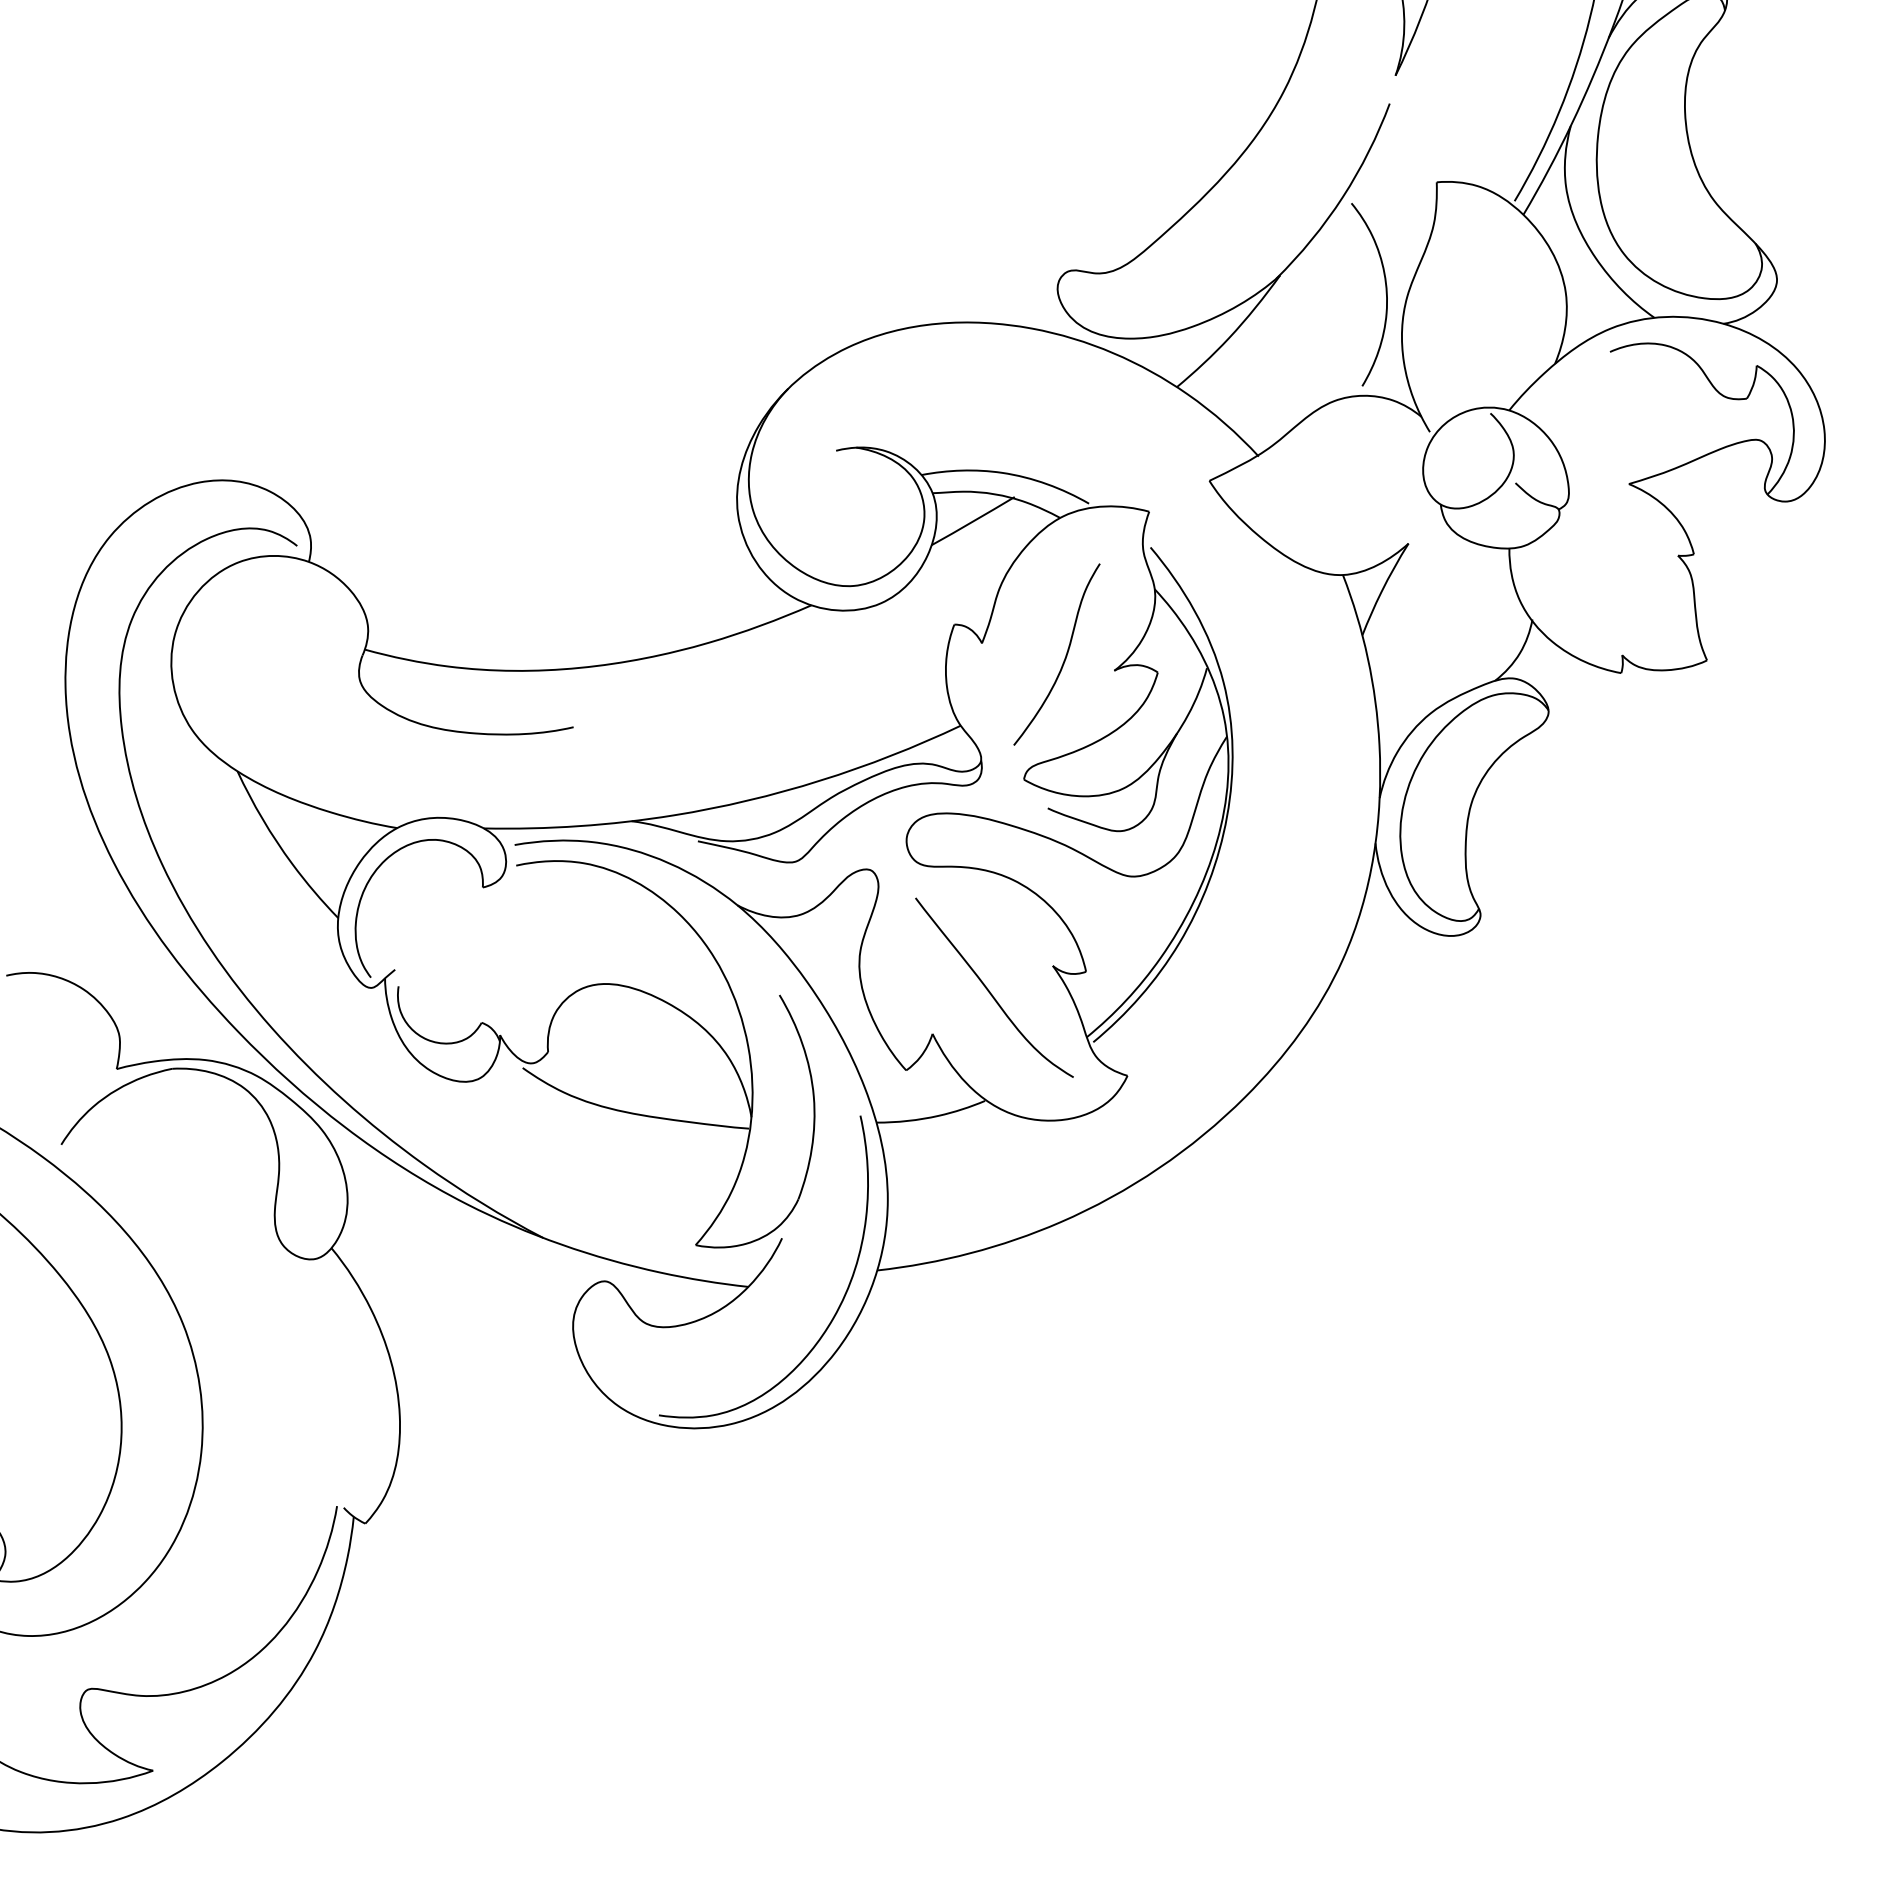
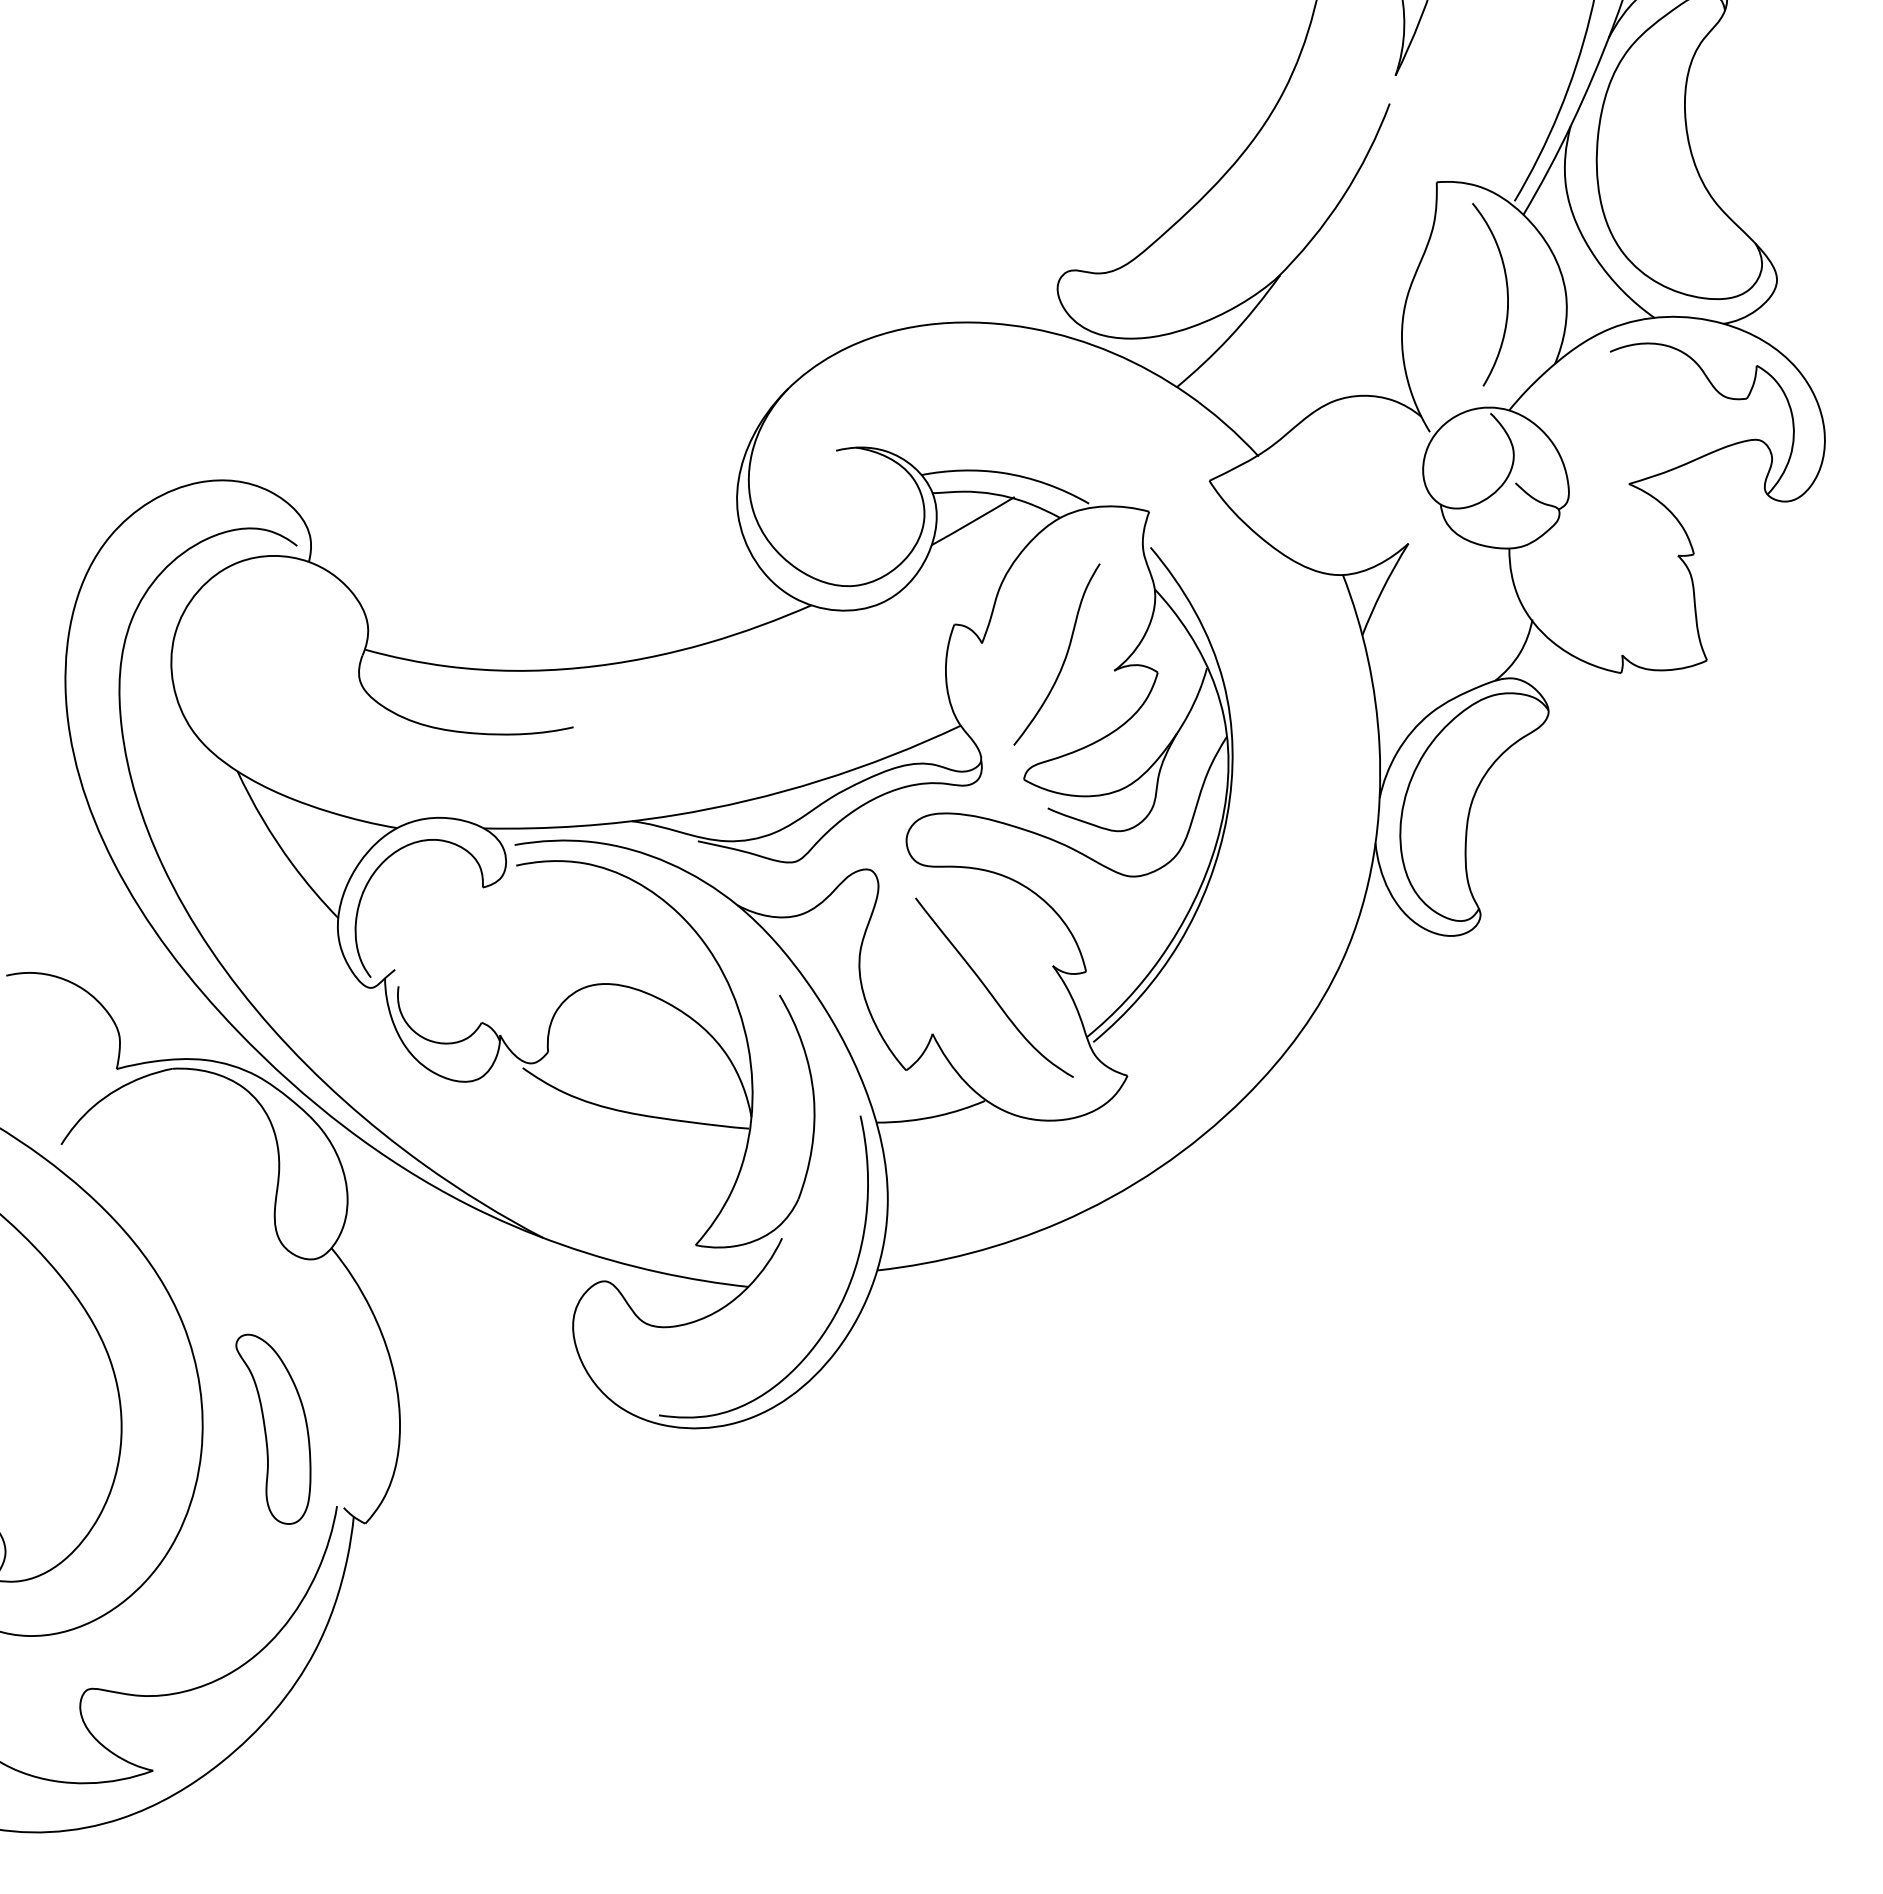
curve position: (1385, 293) -> (1506, 293) (1506, 293)
part: none -> present (273, 1428)
